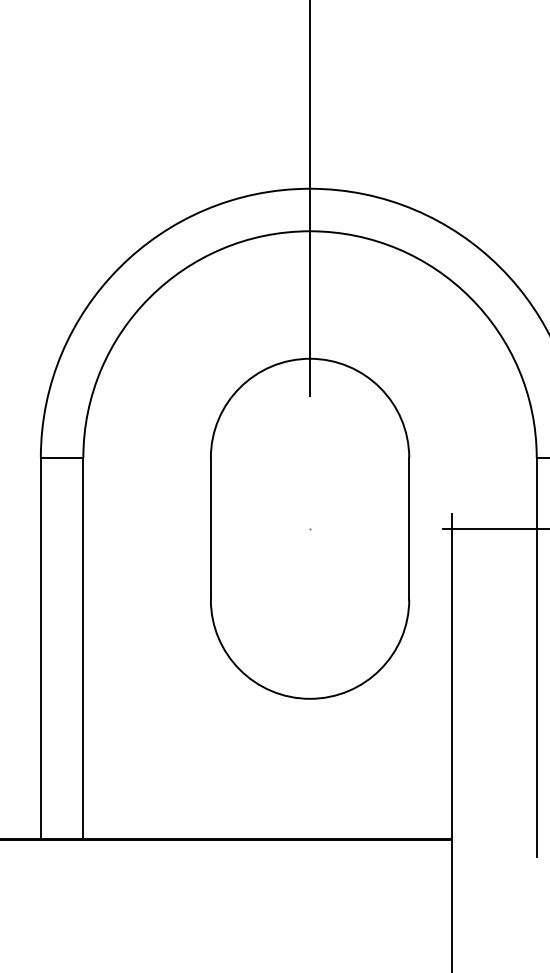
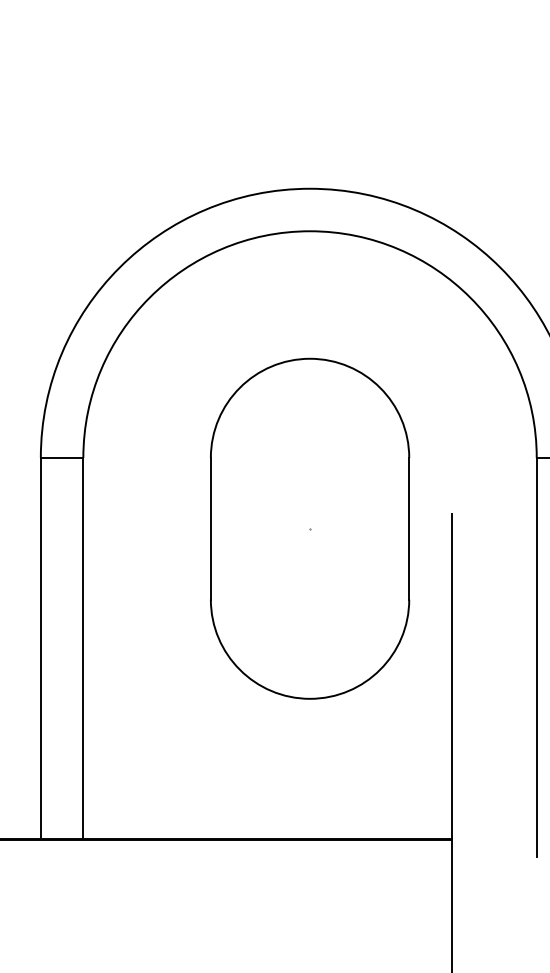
line: present -> none (310, 198)
line: present -> none (494, 528)
